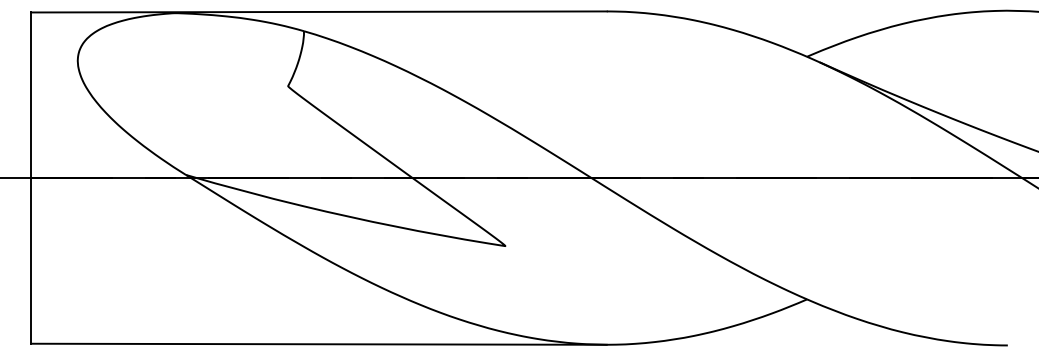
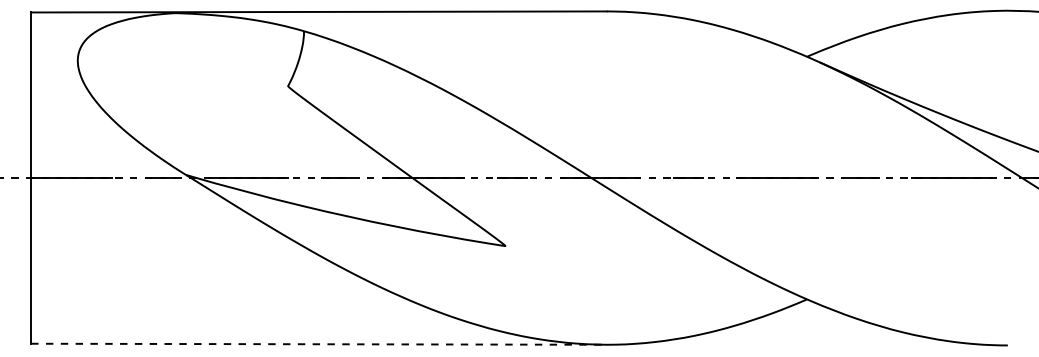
line: solid -> dashed (520, 178)
line: solid -> dashed (318, 344)
